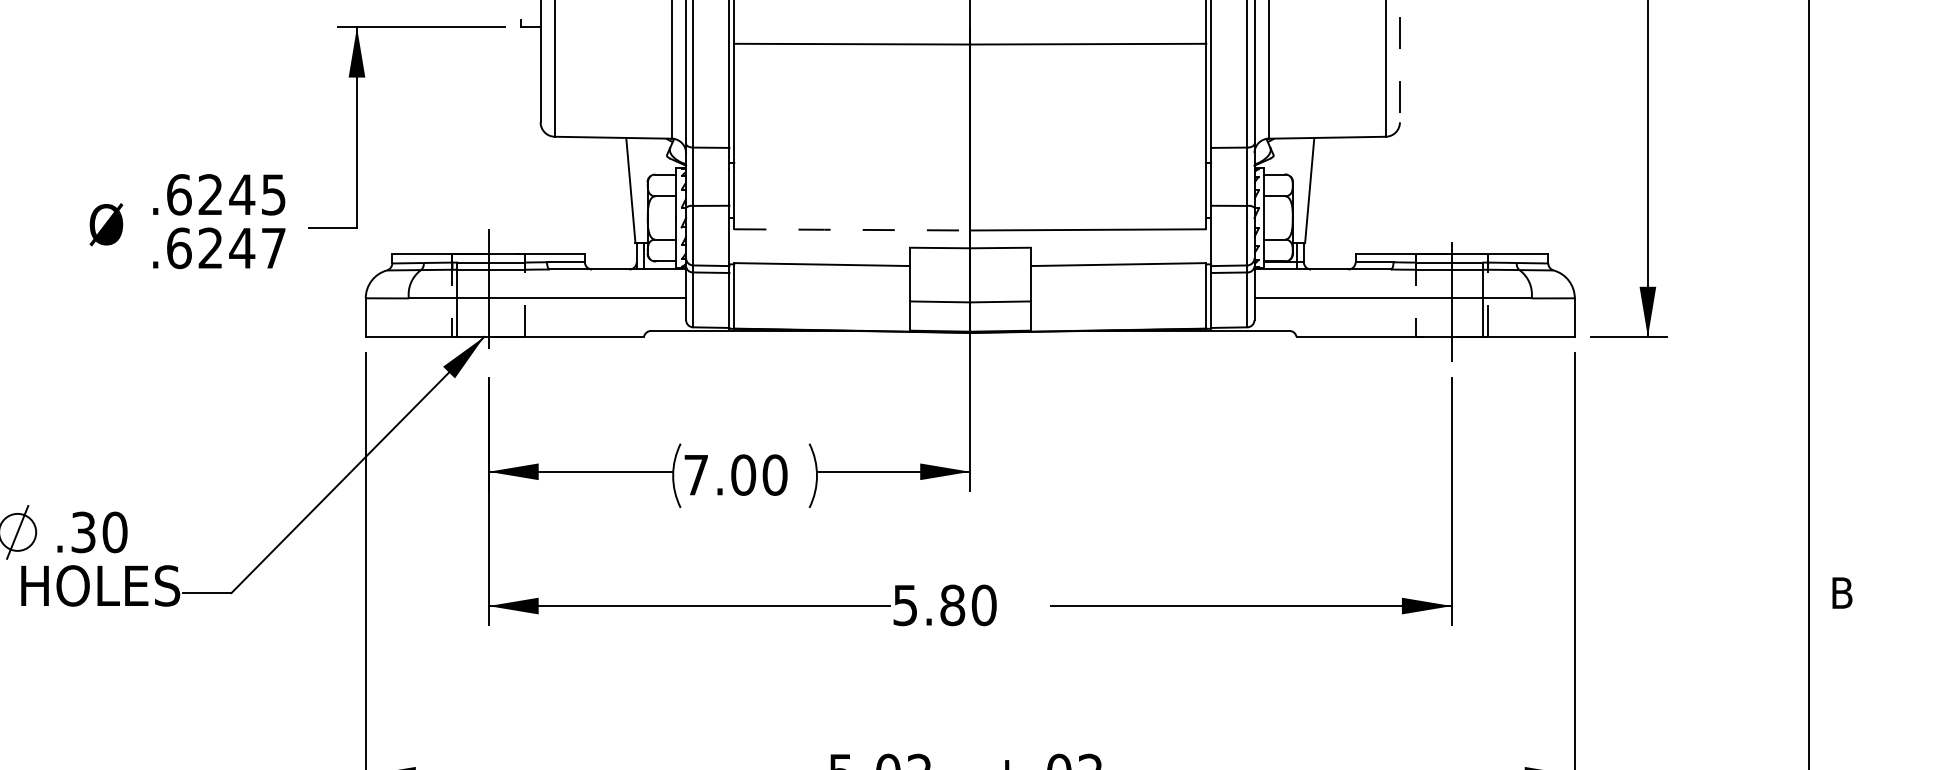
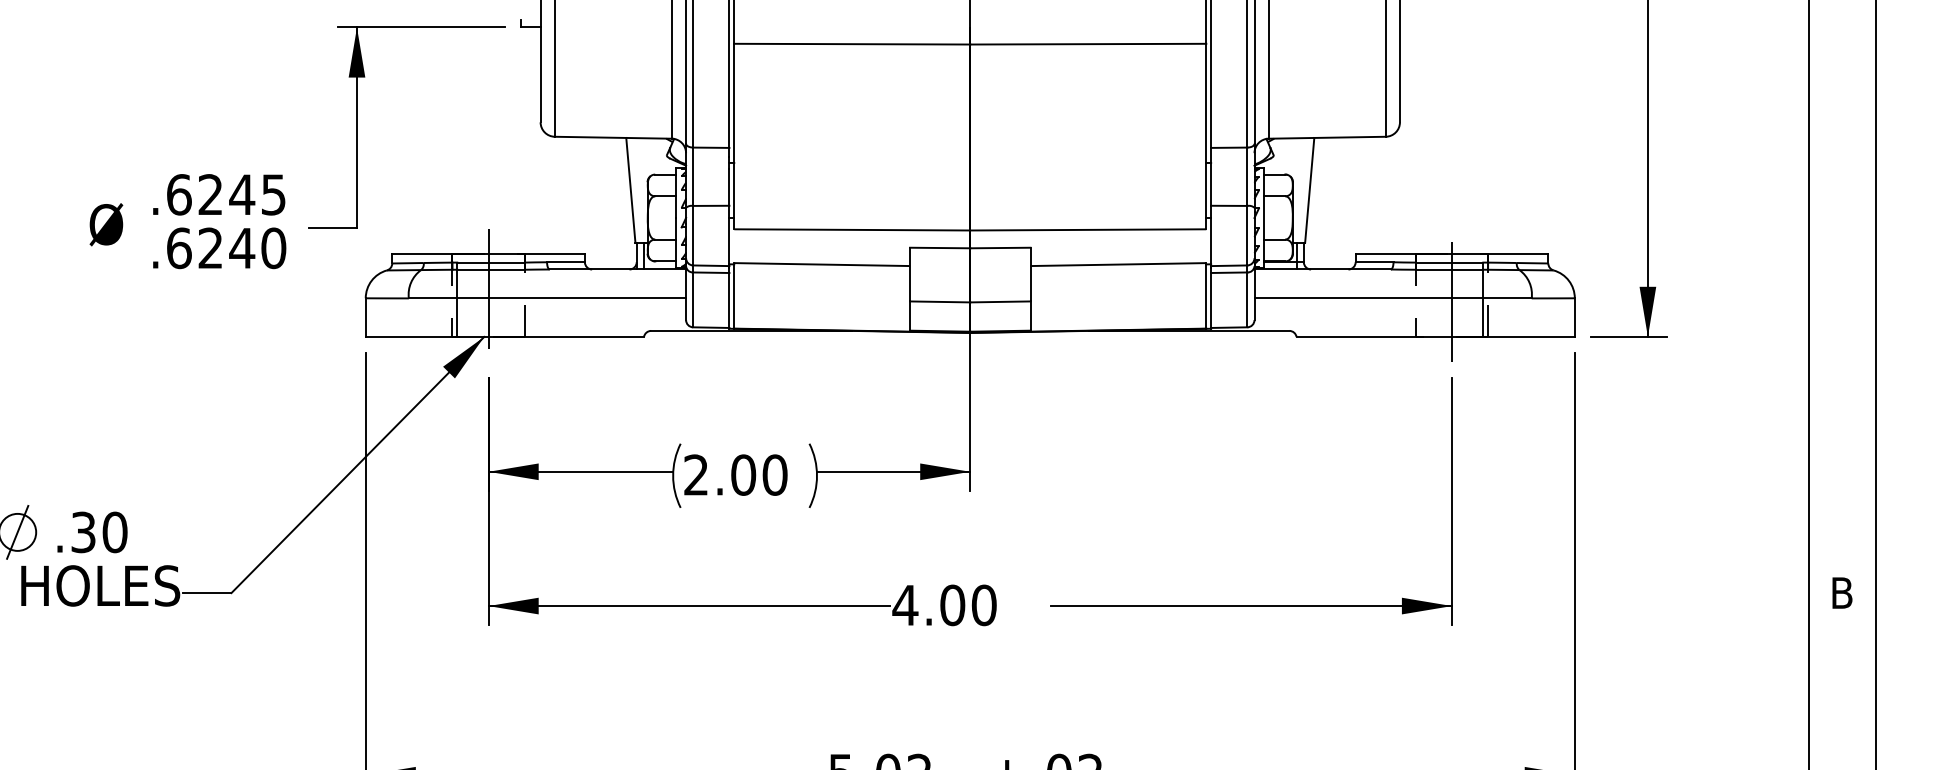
line: dashed -> solid (1399, 61)
line: dashed -> solid (851, 229)
text: .6247 -> .6240 (273, 248)
line: none -> present (1875, 384)
text: 7.00 -> 2.00 (695, 474)
text: 5.80 -> 4.00 (928, 605)
